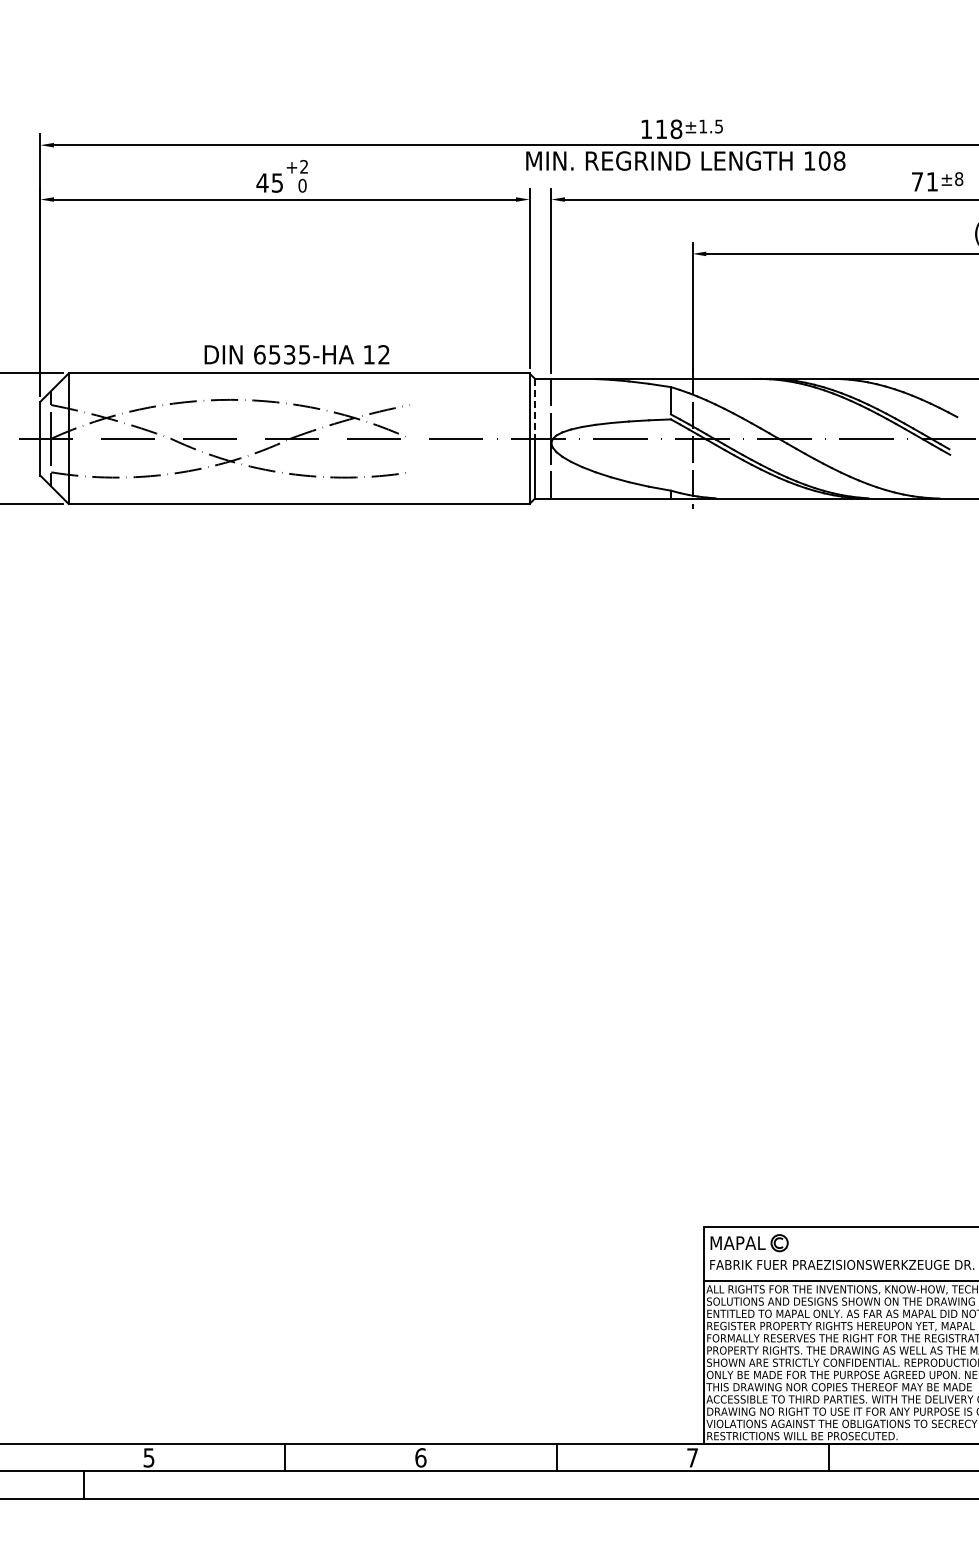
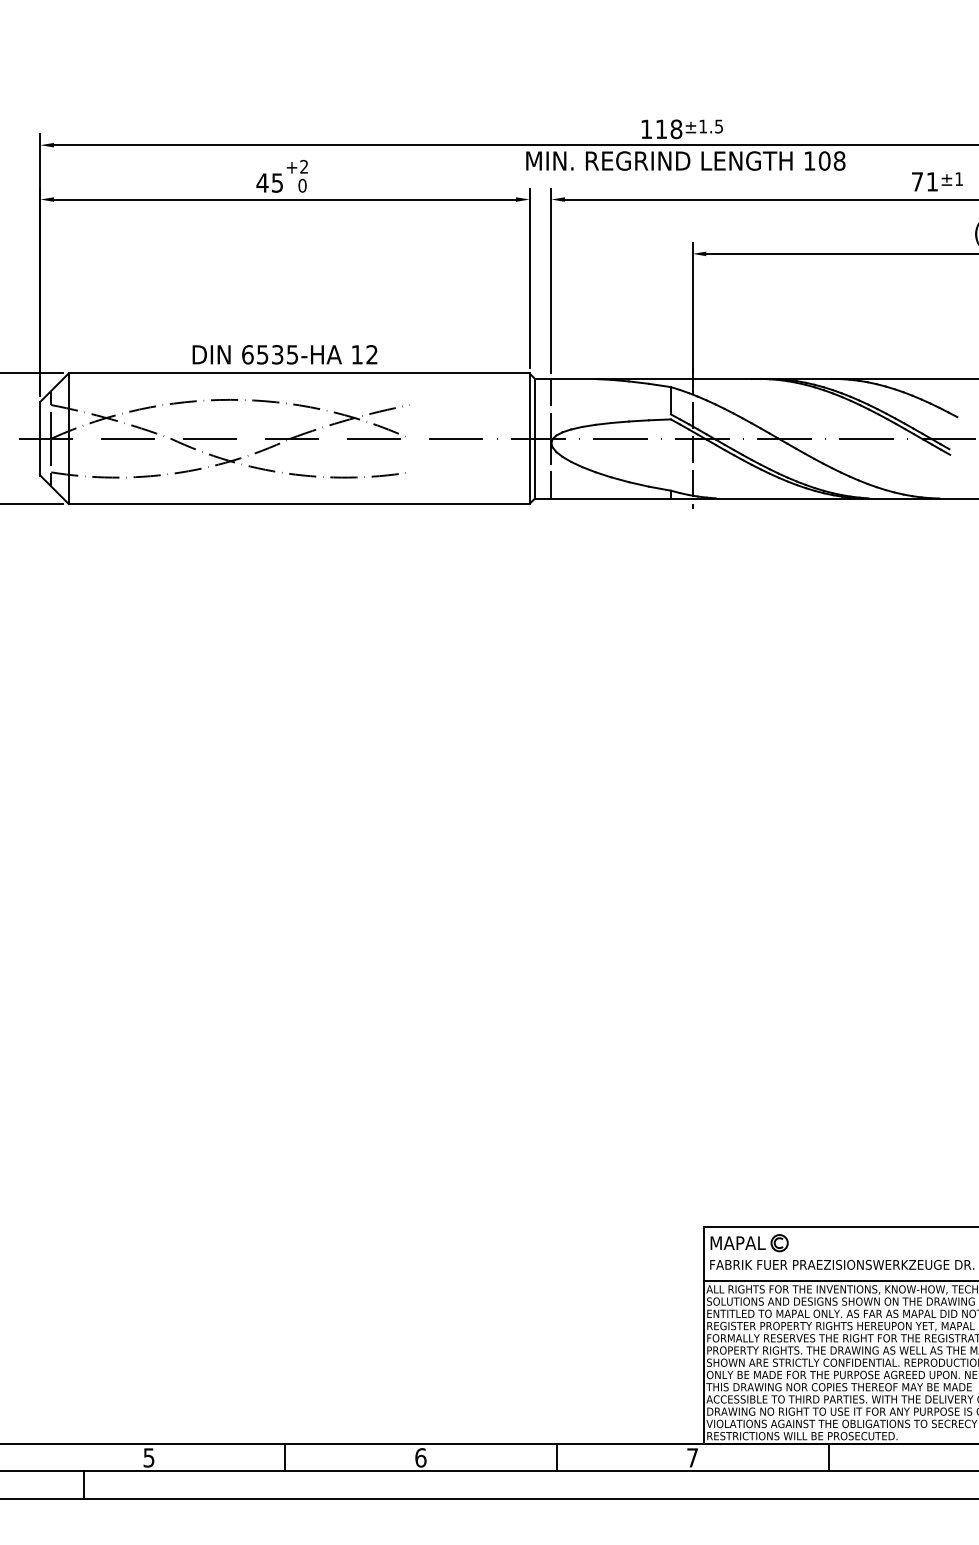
text: ±8 -> ±1 (959, 179)
text position: (296, 354) -> (284, 354) (284, 354)
line: dashed -> solid (535, 408)
